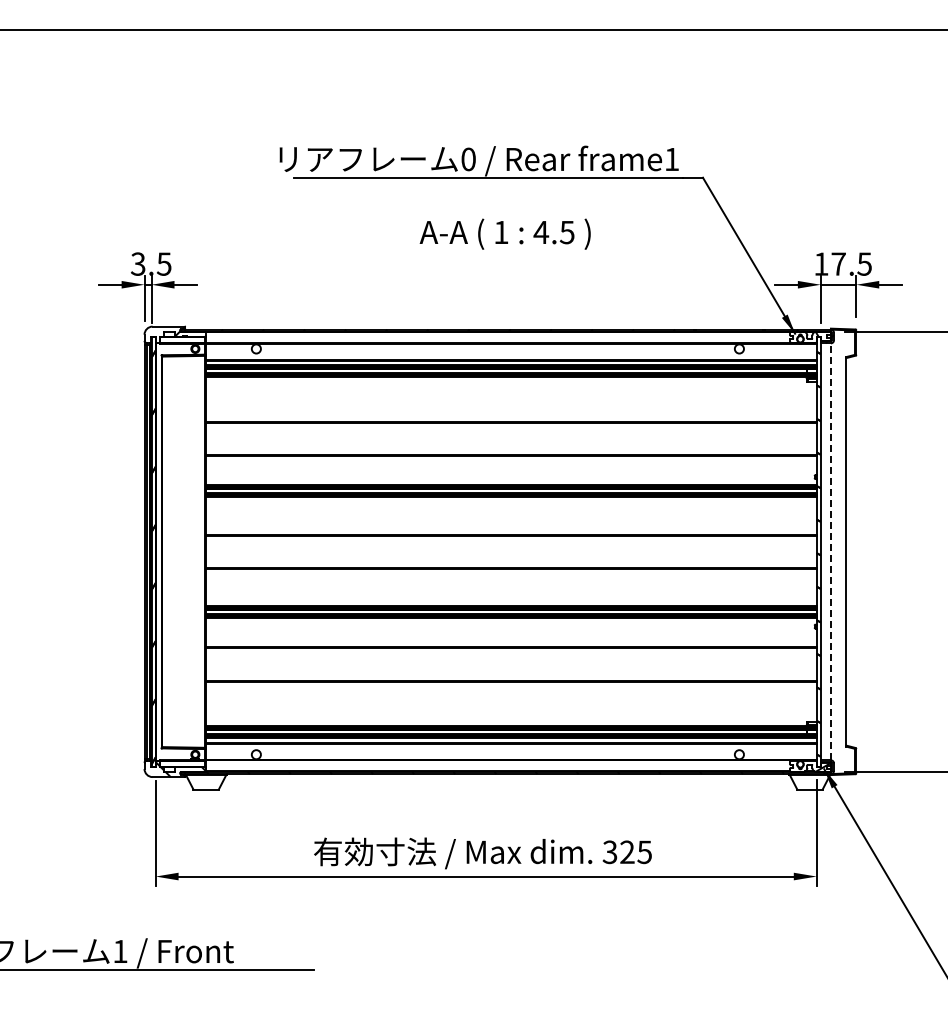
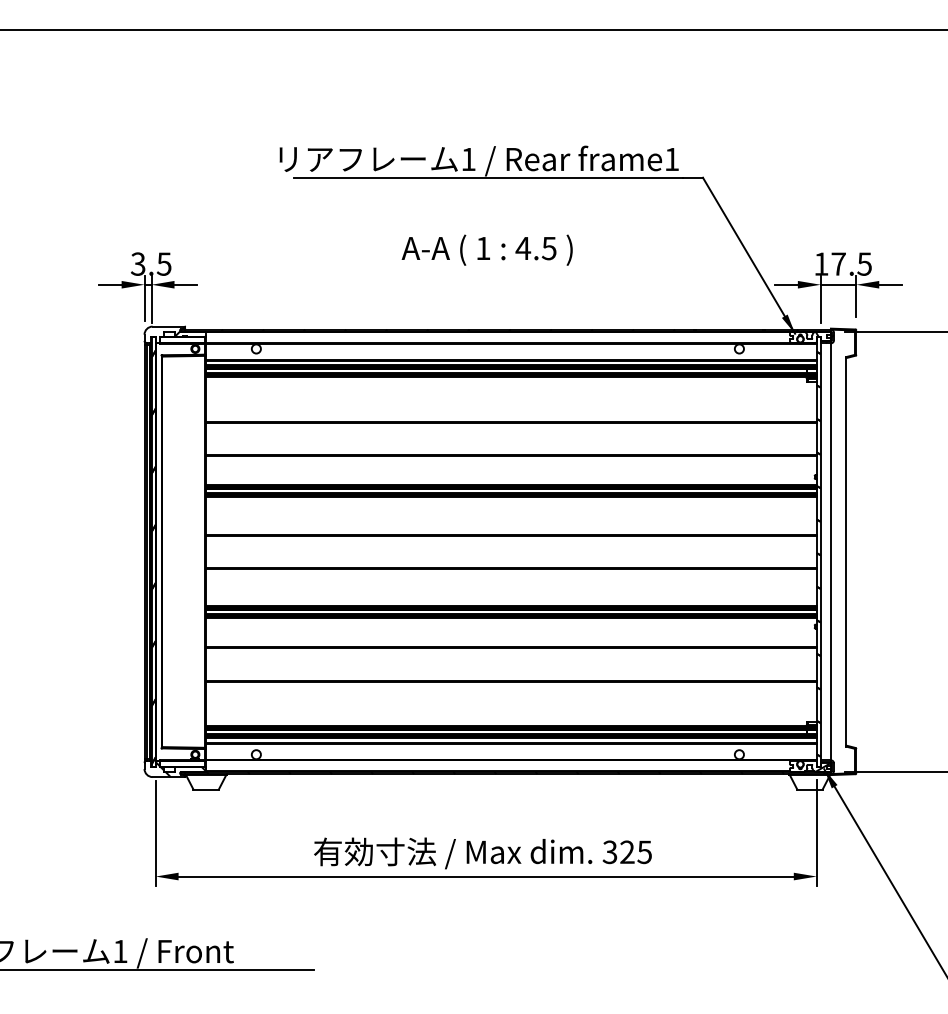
text: 0 -> 1 (468, 159)
text position: (504, 233) -> (486, 249) (486, 249)
line: dashed -> solid (830, 551)
